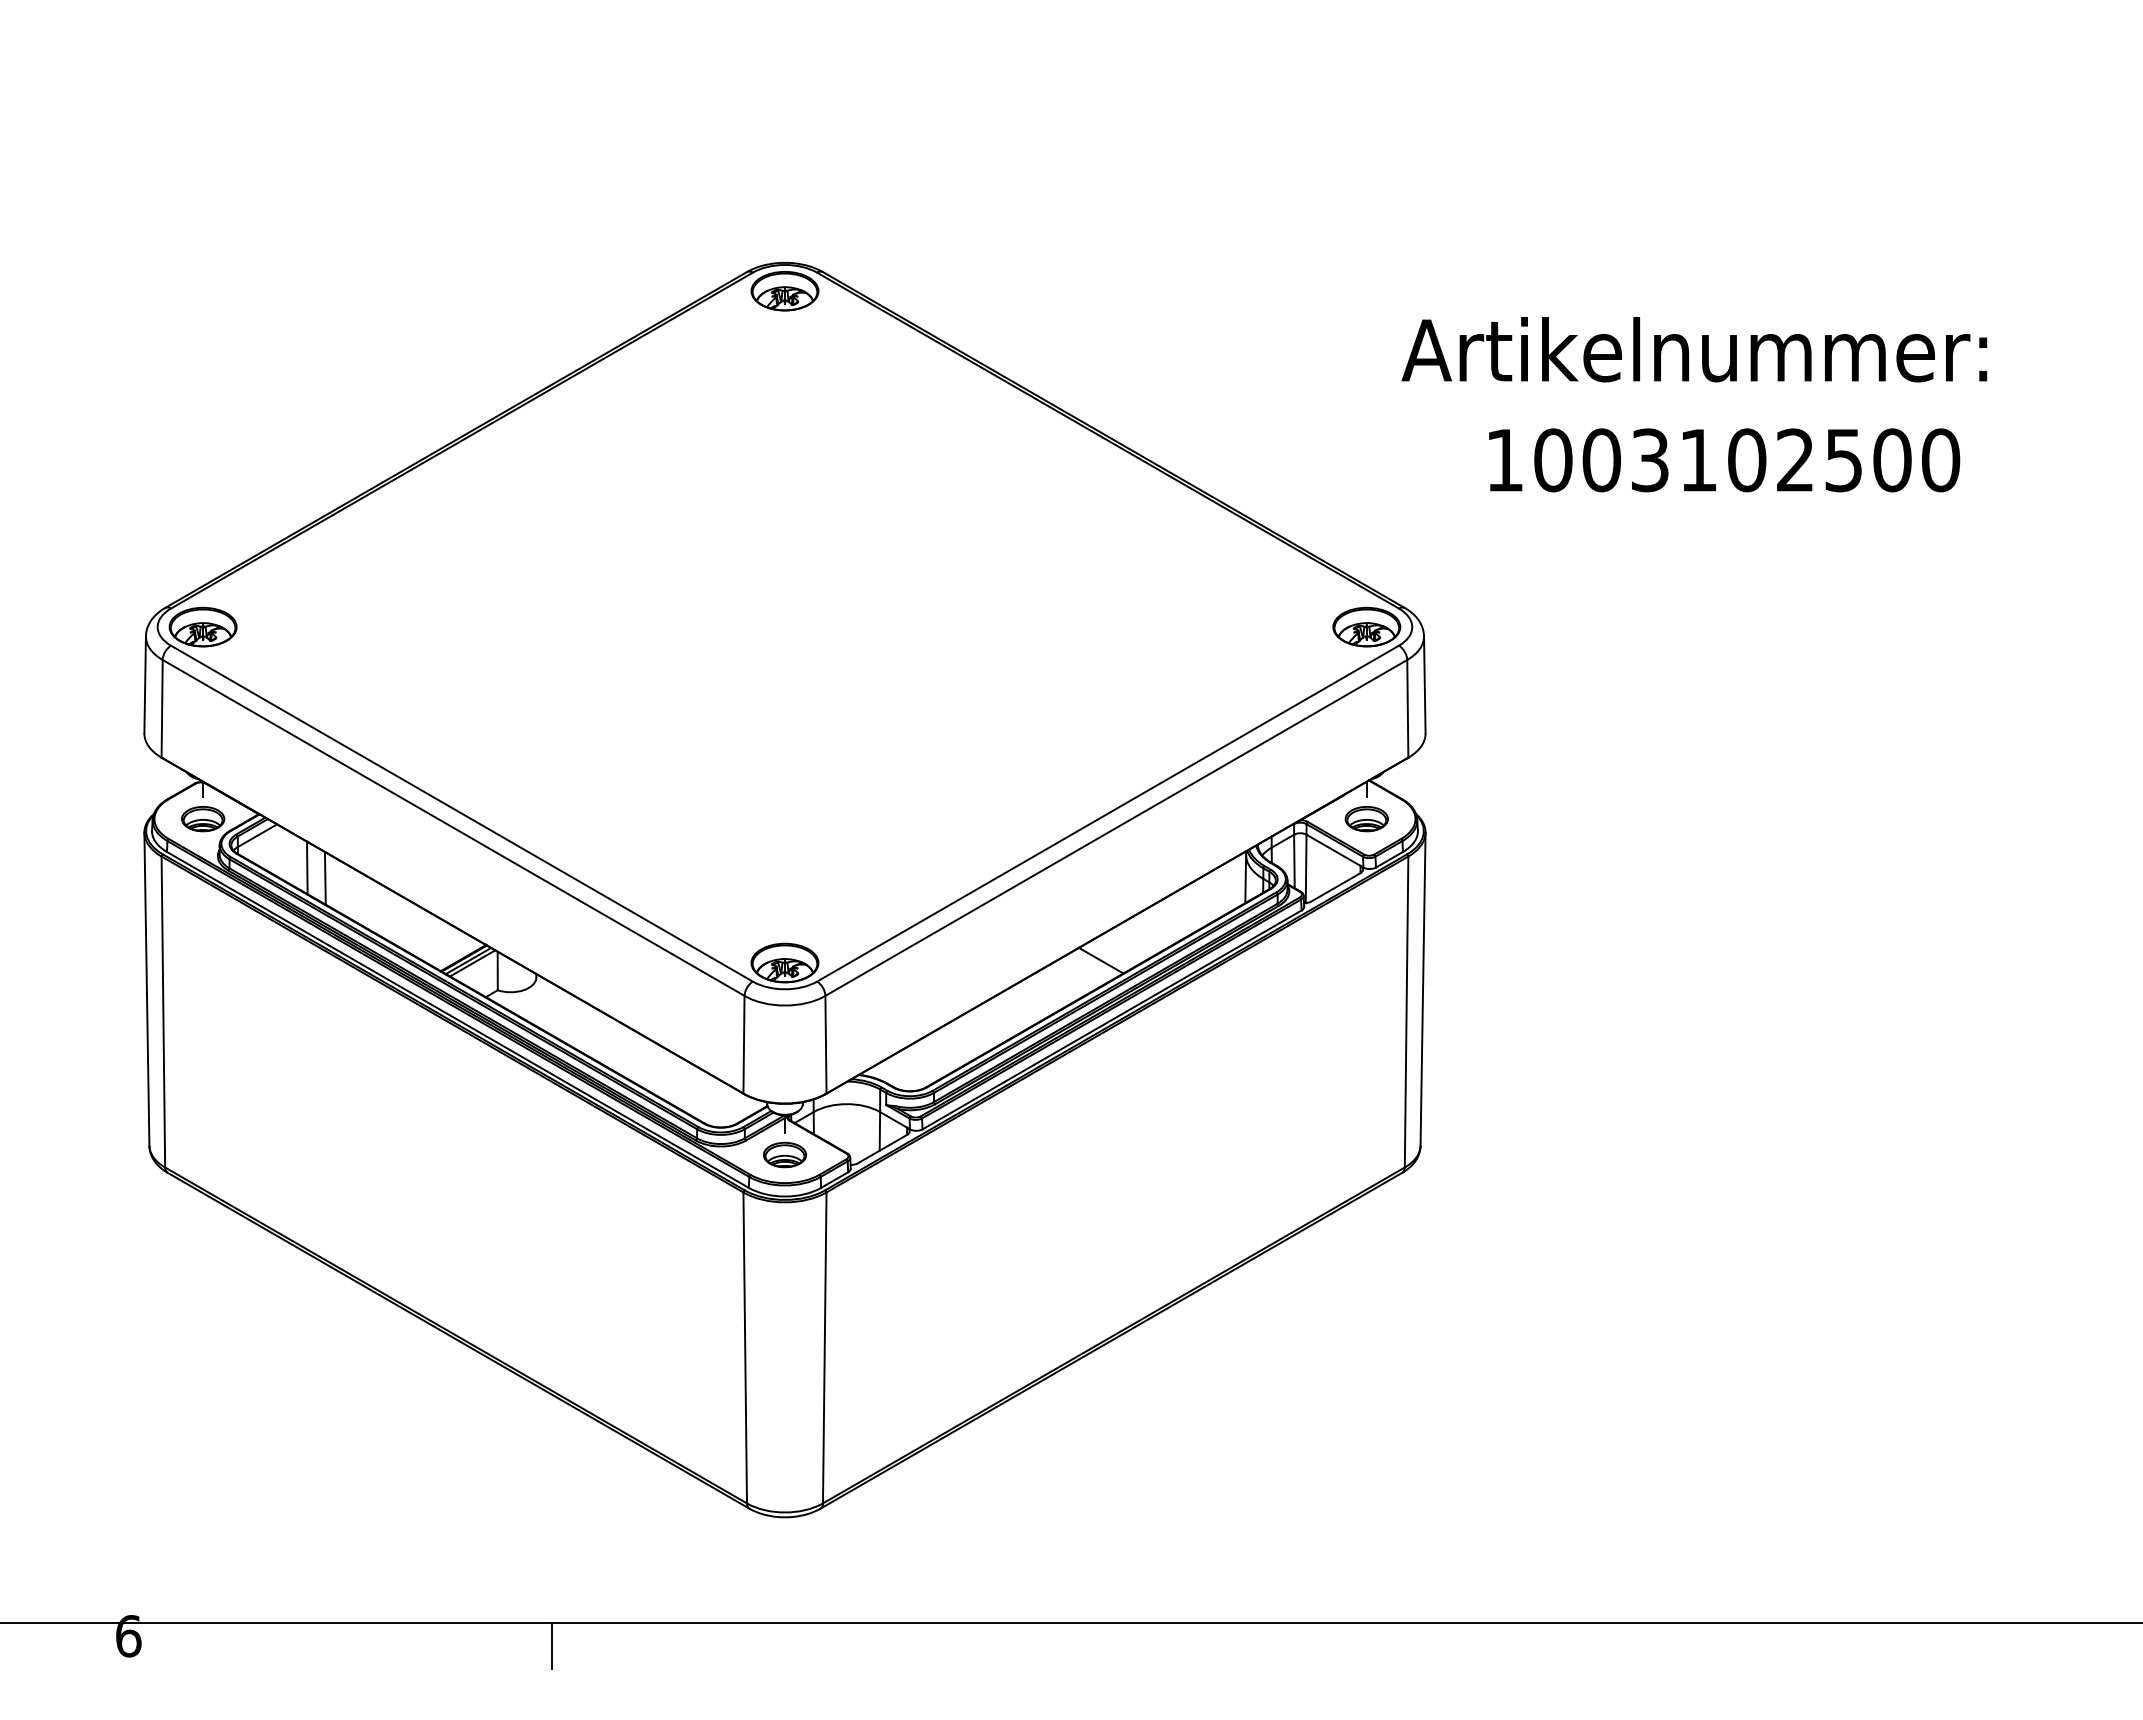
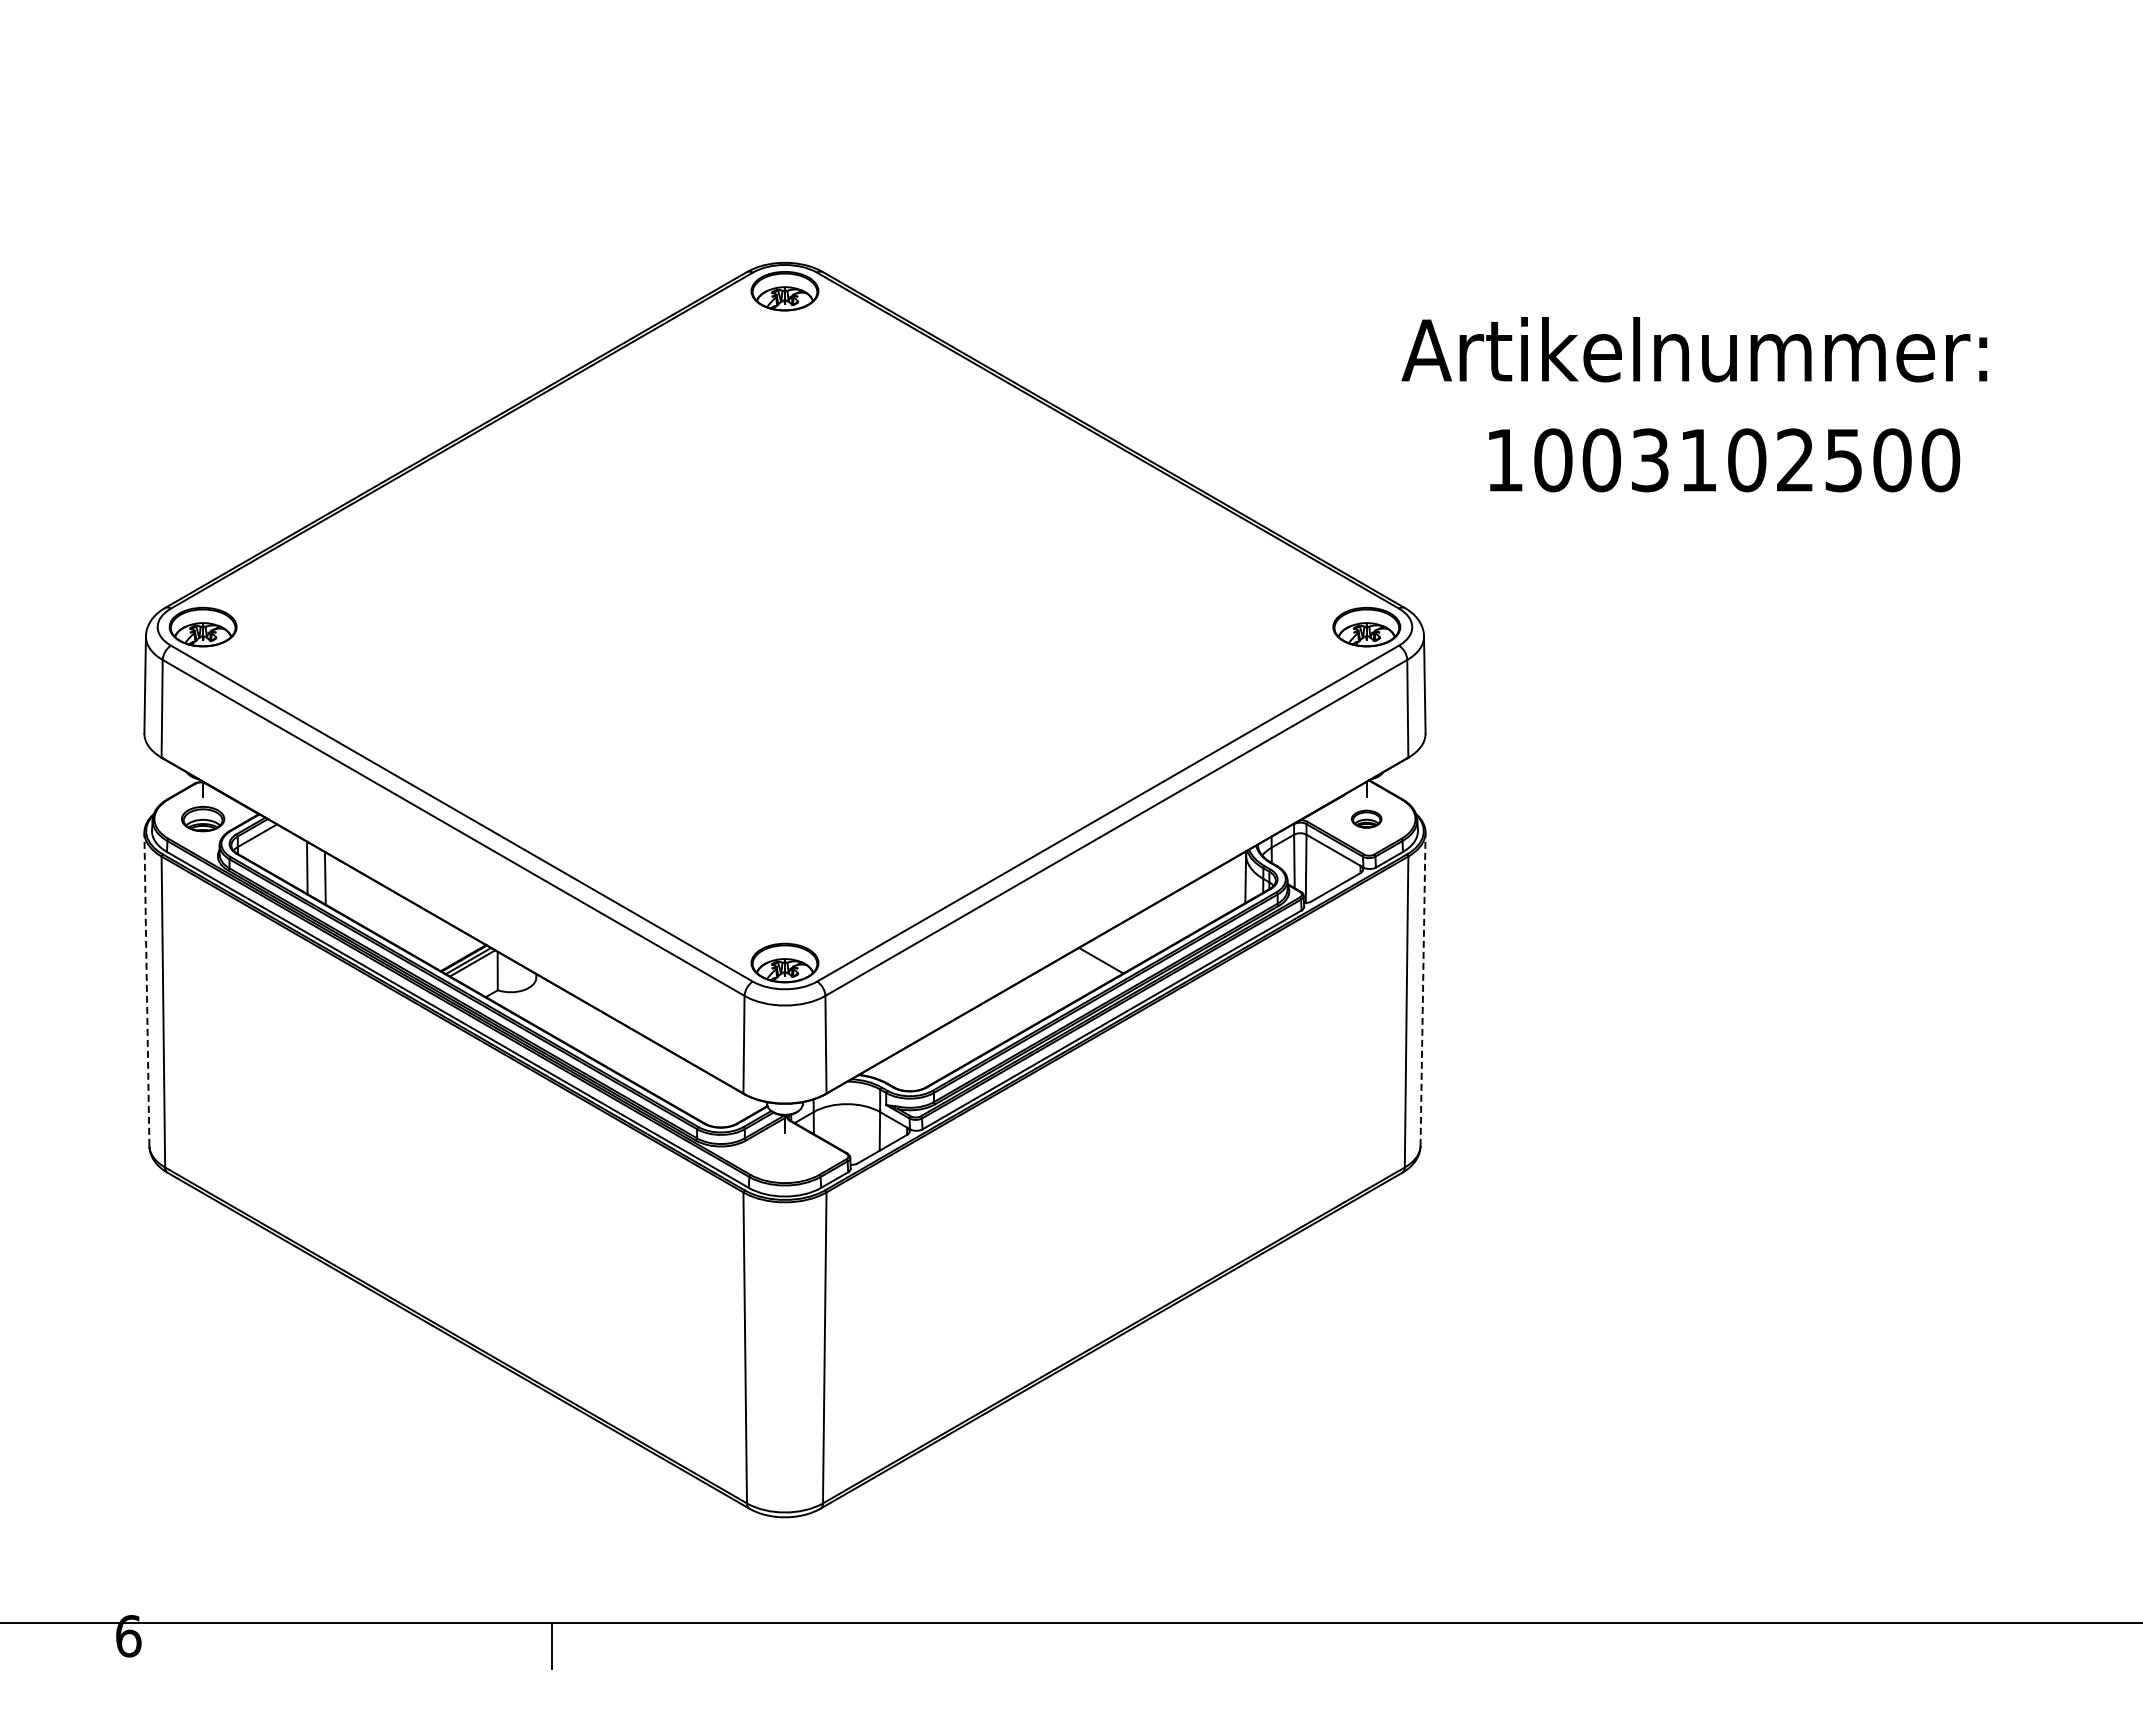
part size: 45x27 px -> 32x20 px (1366, 818)
line: solid -> dashed (146, 989)
line: solid -> dashed (1423, 989)
part: present -> none (784, 1154)
